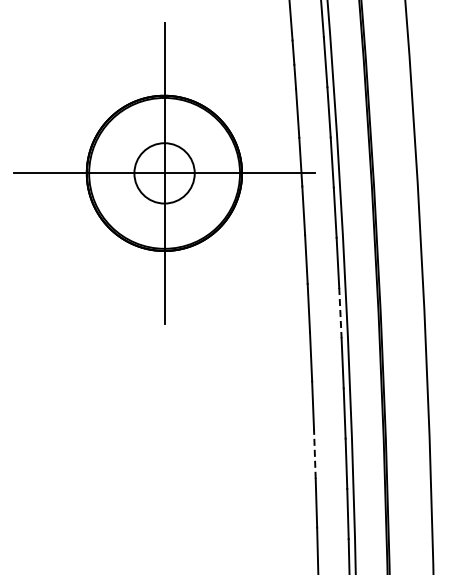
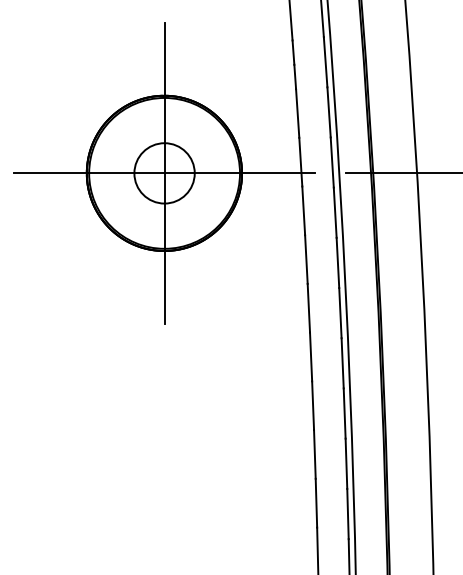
line: none -> present (402, 173)
line: dashed -> solid (340, 313)
line: dashed -> solid (314, 453)
